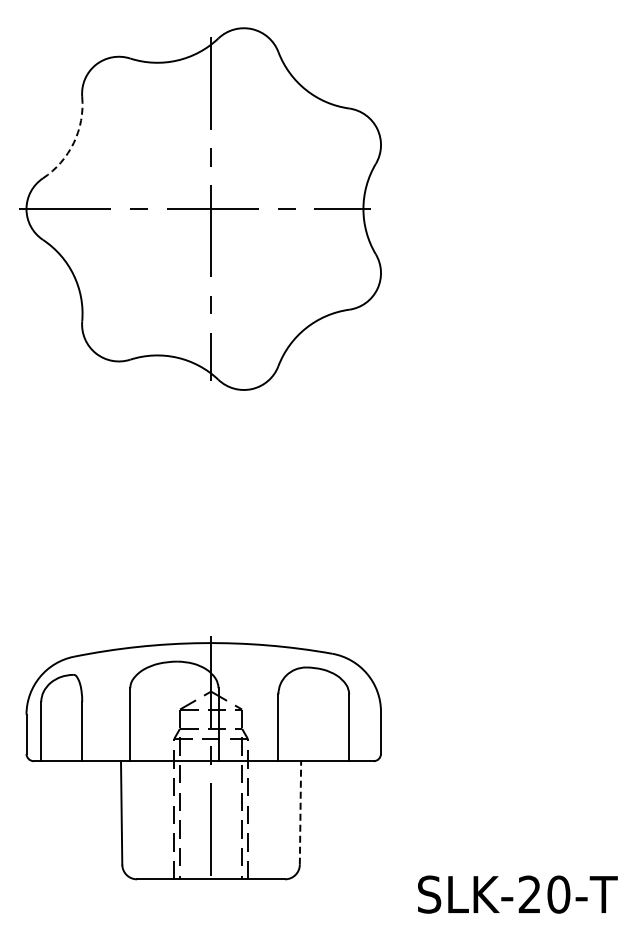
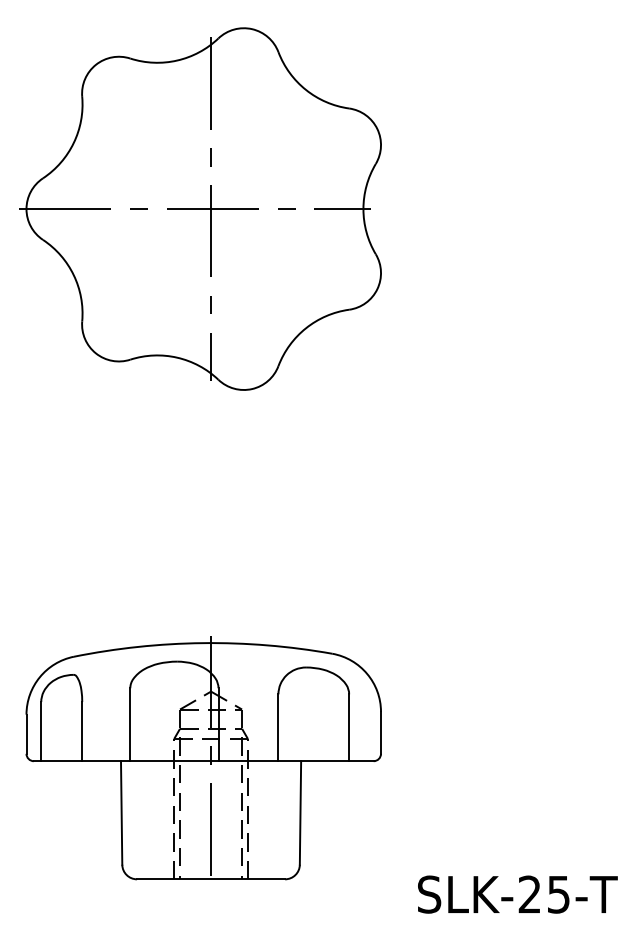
arc: dashed -> solid (73, 143)
line: dashed -> solid (300, 812)
text: SLK-20-T -> SLK-25-T (558, 894)
